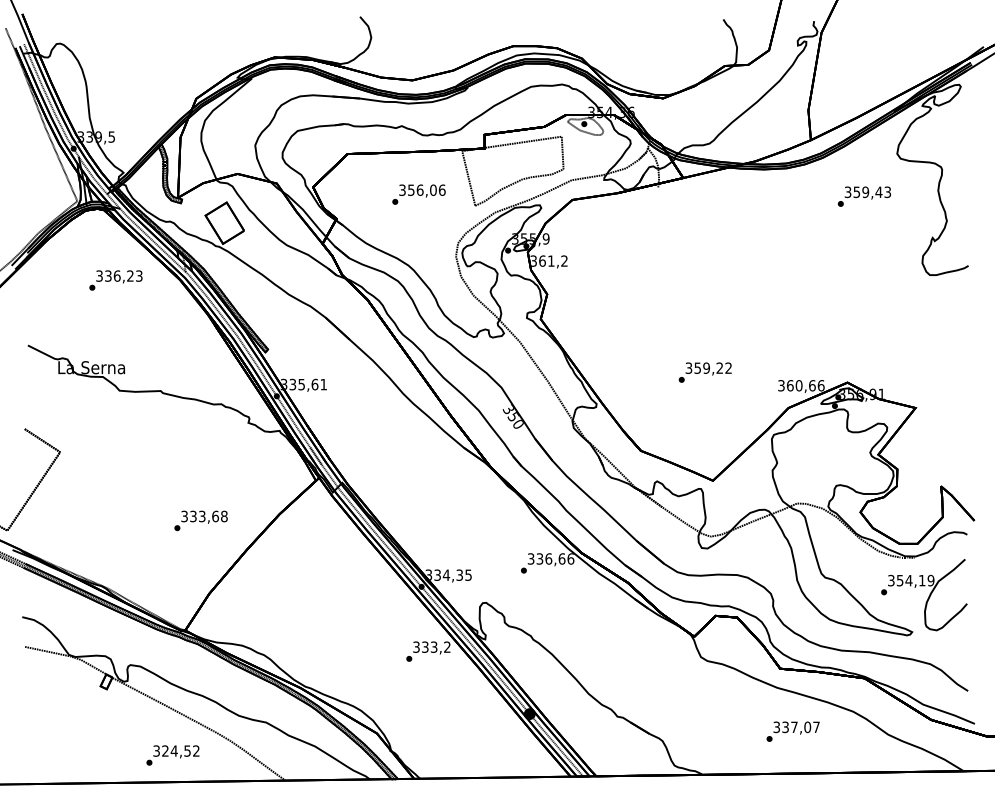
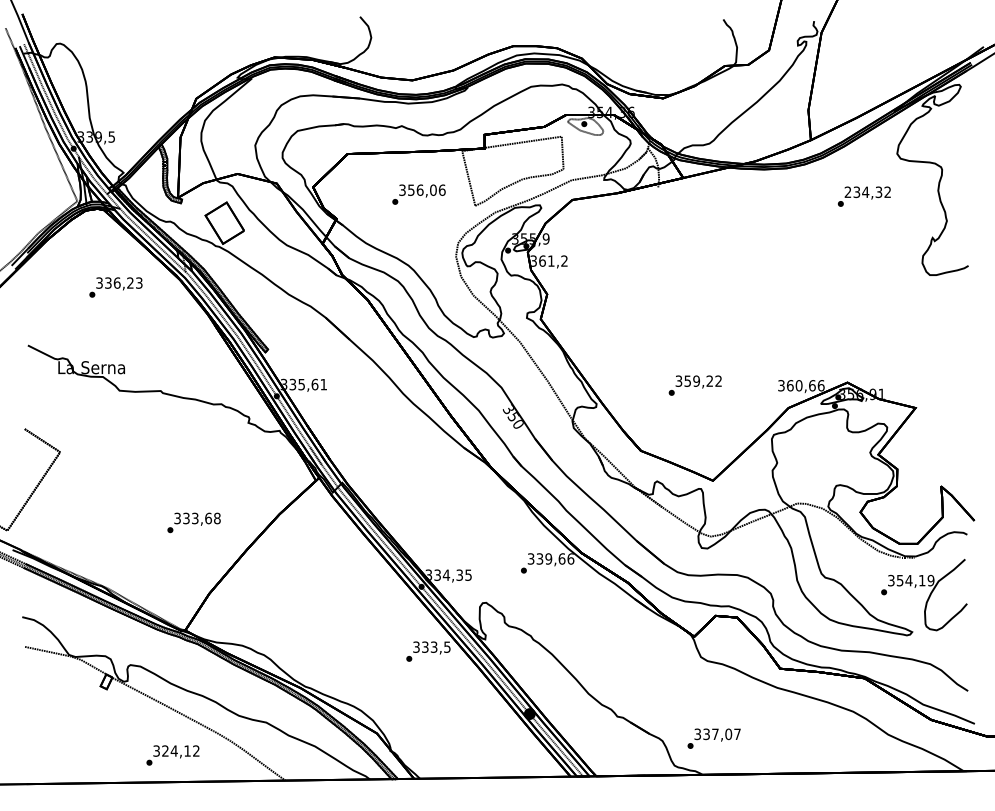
text: 359,43 -> 234,32 (867, 192)
text position: (115, 280) -> (115, 287) (115, 287)
text position: (704, 372) -> (694, 385) (694, 385)
text position: (200, 520) -> (193, 522) (193, 522)
text: 336,66 -> 339,66 (548, 558)
text: 333,2 -> 333,5 (447, 646)
text position: (792, 731) -> (713, 738) (713, 738)
text: 324,52 -> 324,12 (187, 750)
